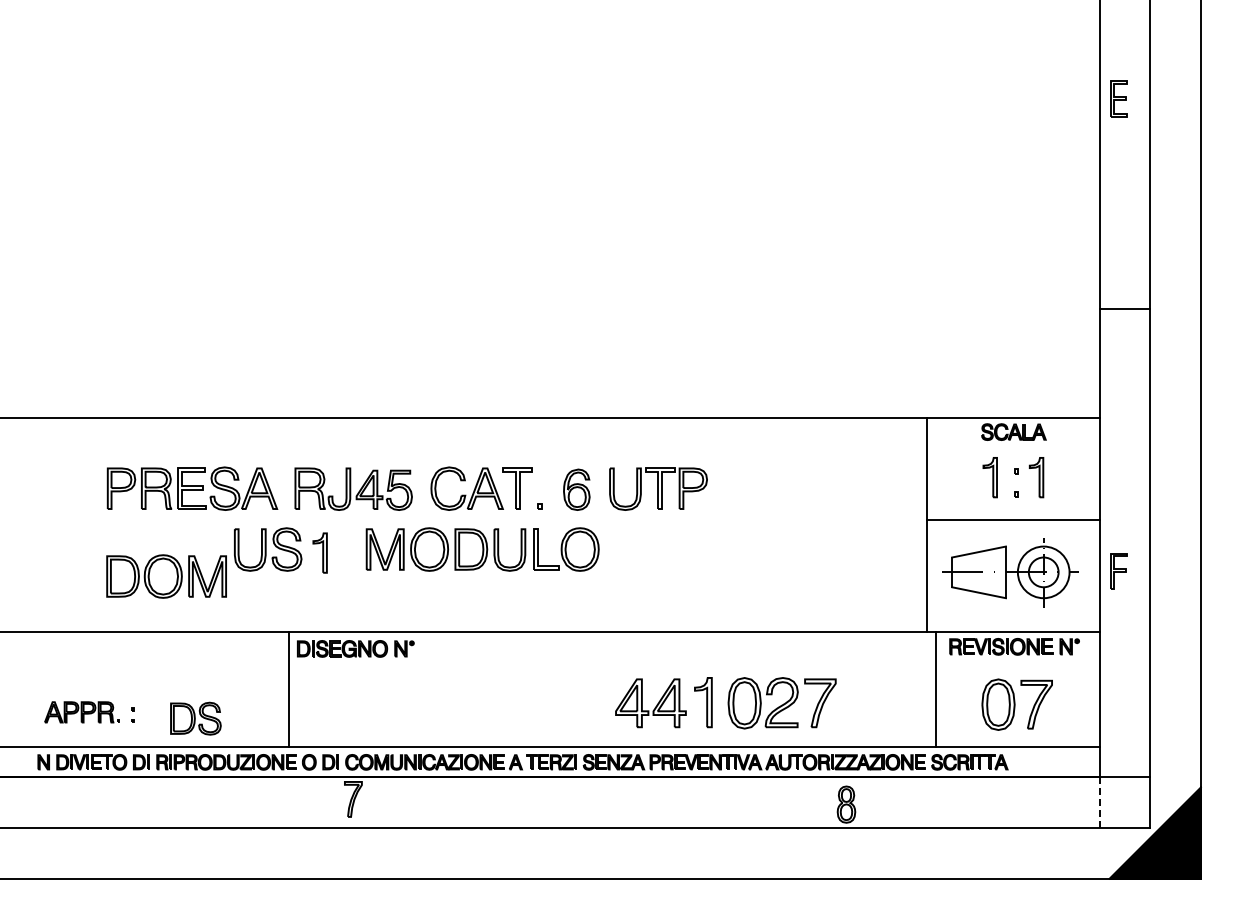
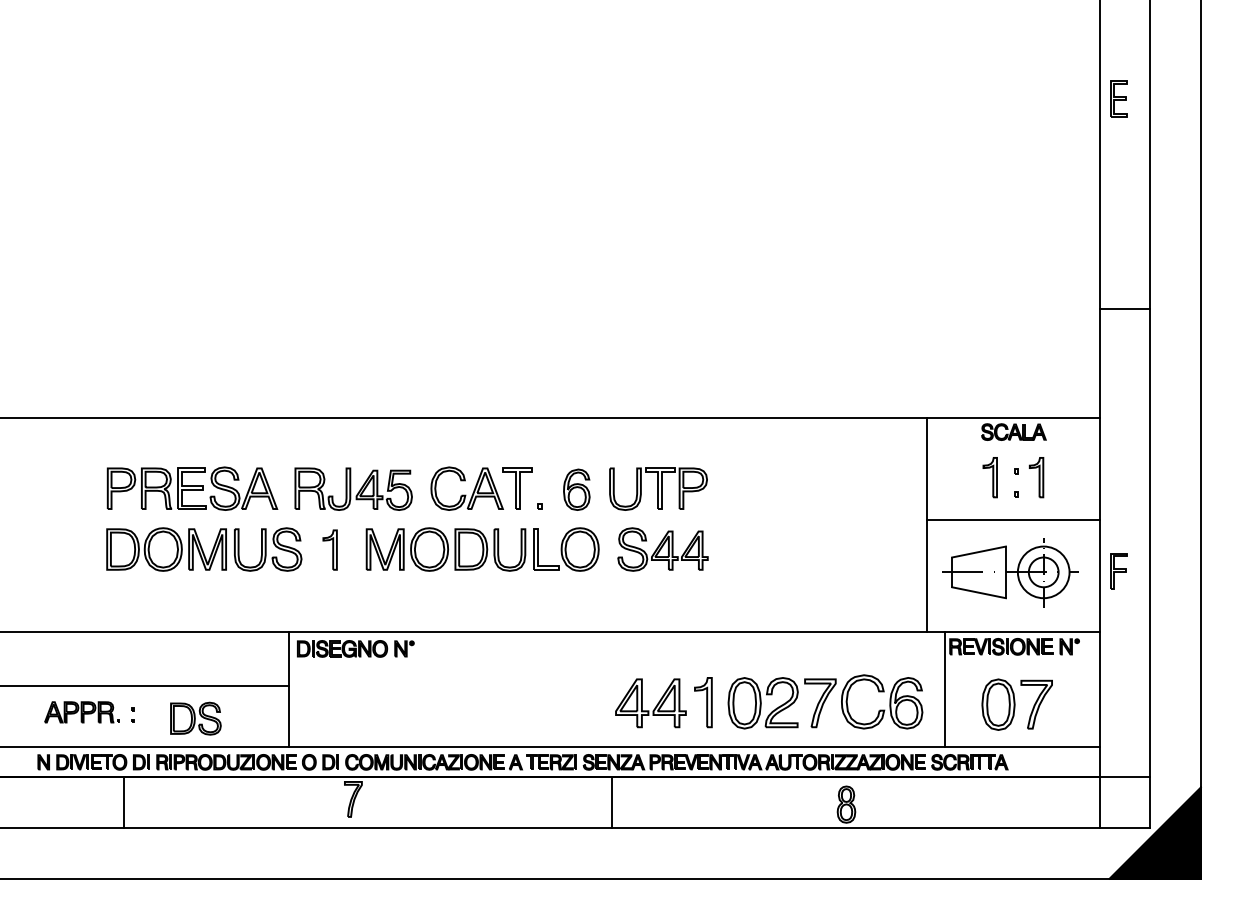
part: none -> present (662, 549)
part position: (319, 552) -> (329, 549) (329, 549)
part position: (166, 576) -> (166, 549) (166, 549)
line: none -> present (145, 686)
line position: (936, 689) -> (945, 689) (945, 689)
part: none -> present (889, 701)
line: none -> present (123, 802)
line: none -> present (611, 802)
line: dashed -> solid (1099, 802)
